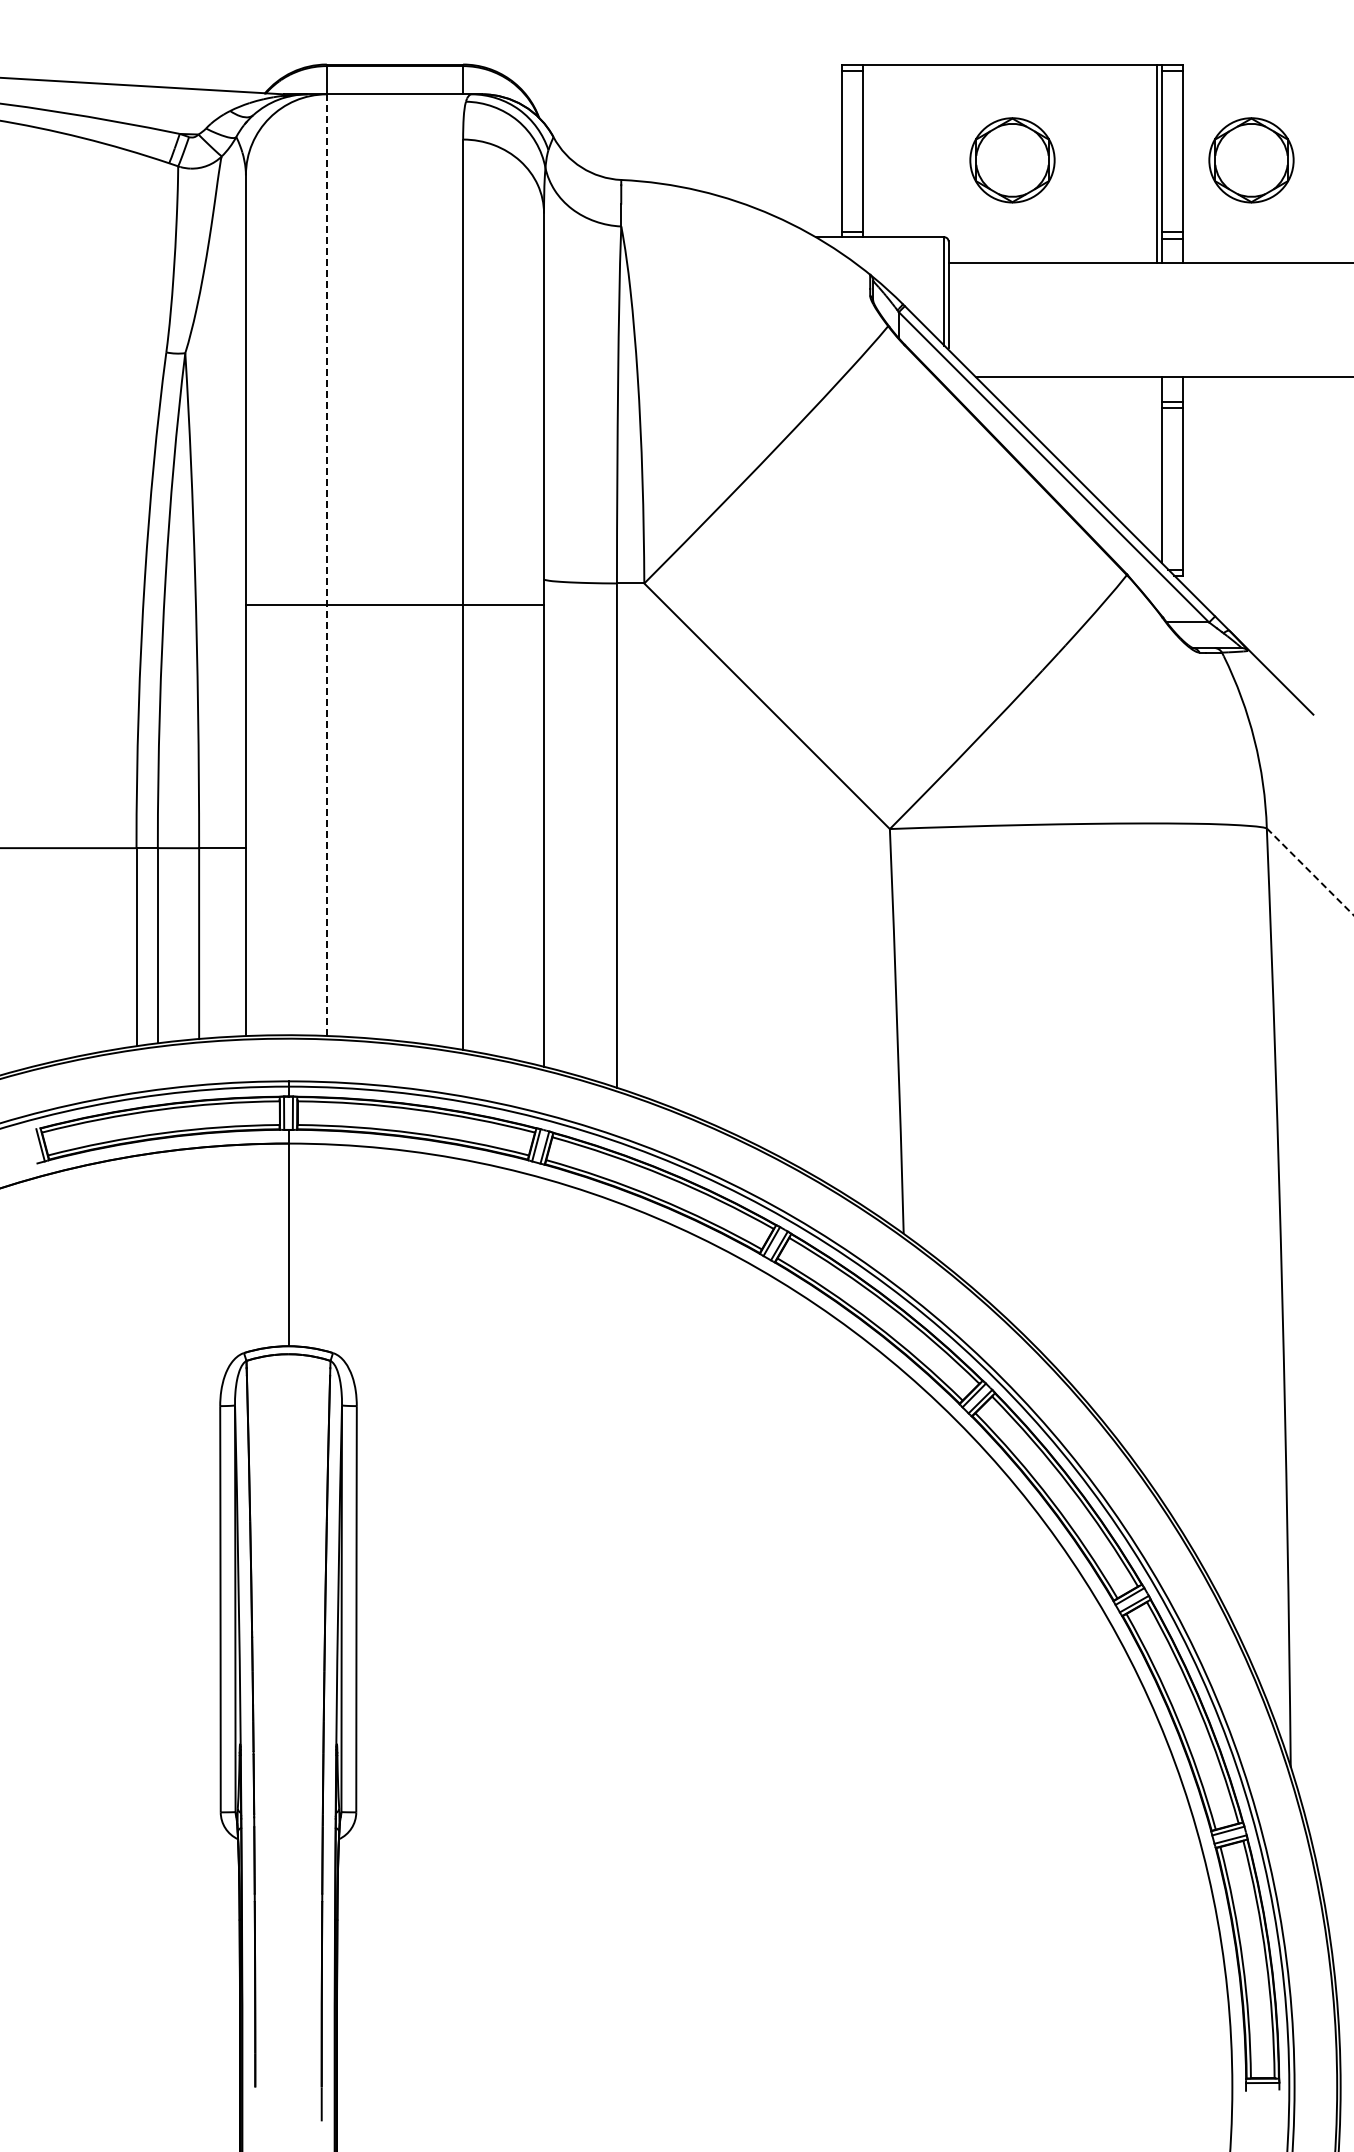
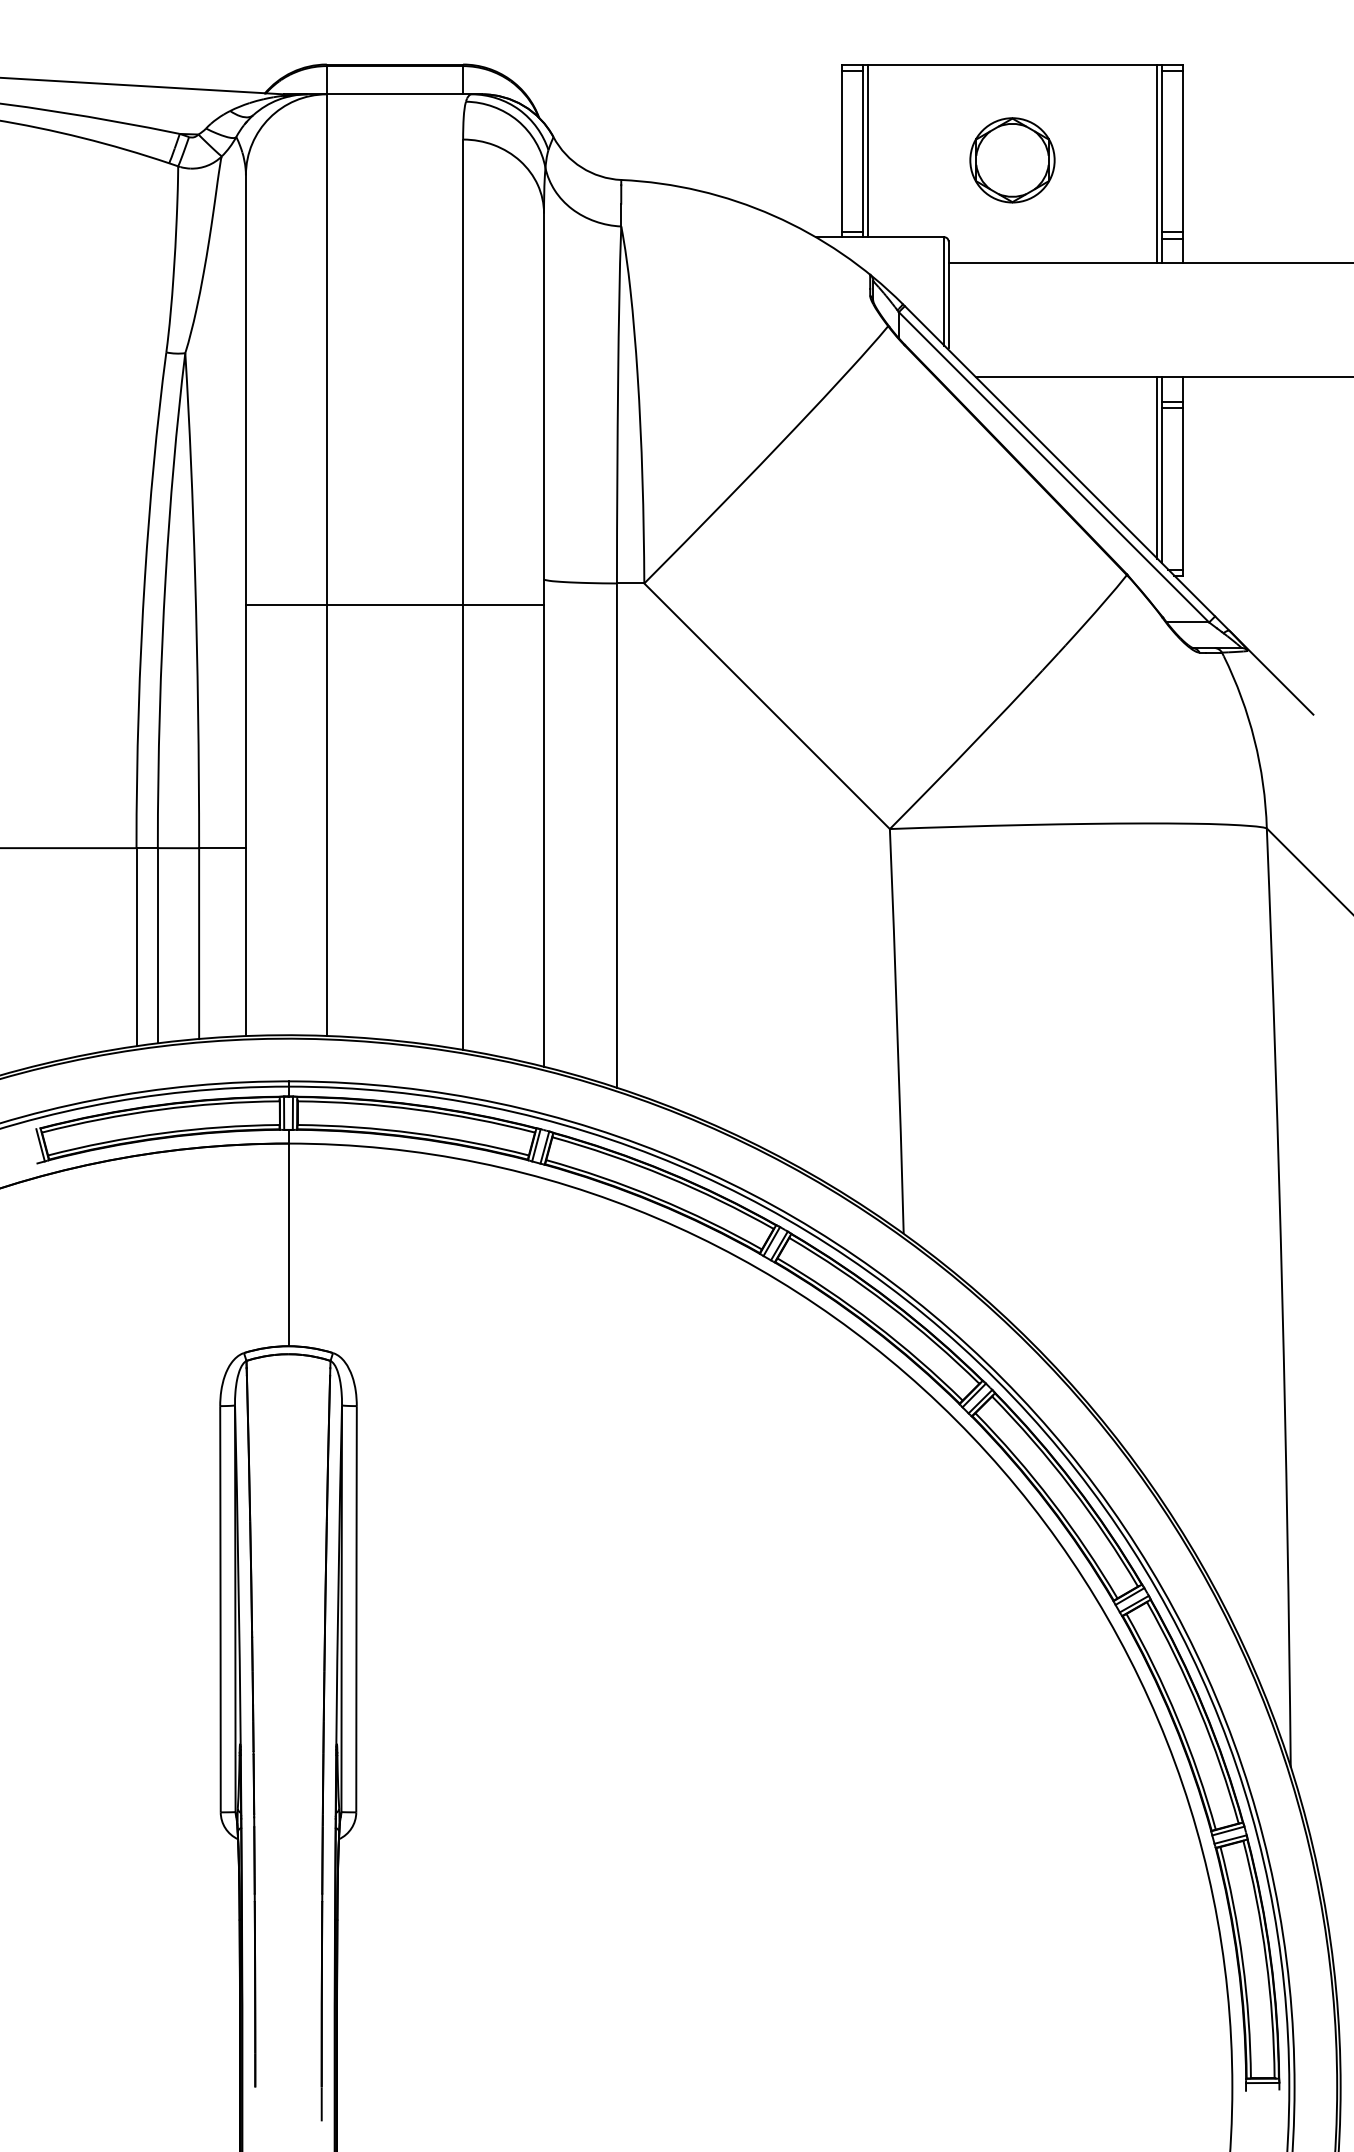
line: none -> present (867, 150)
part: present -> none (1251, 160)
line: none -> present (1157, 467)
line: dashed -> solid (326, 565)
line: dashed -> solid (1309, 871)
